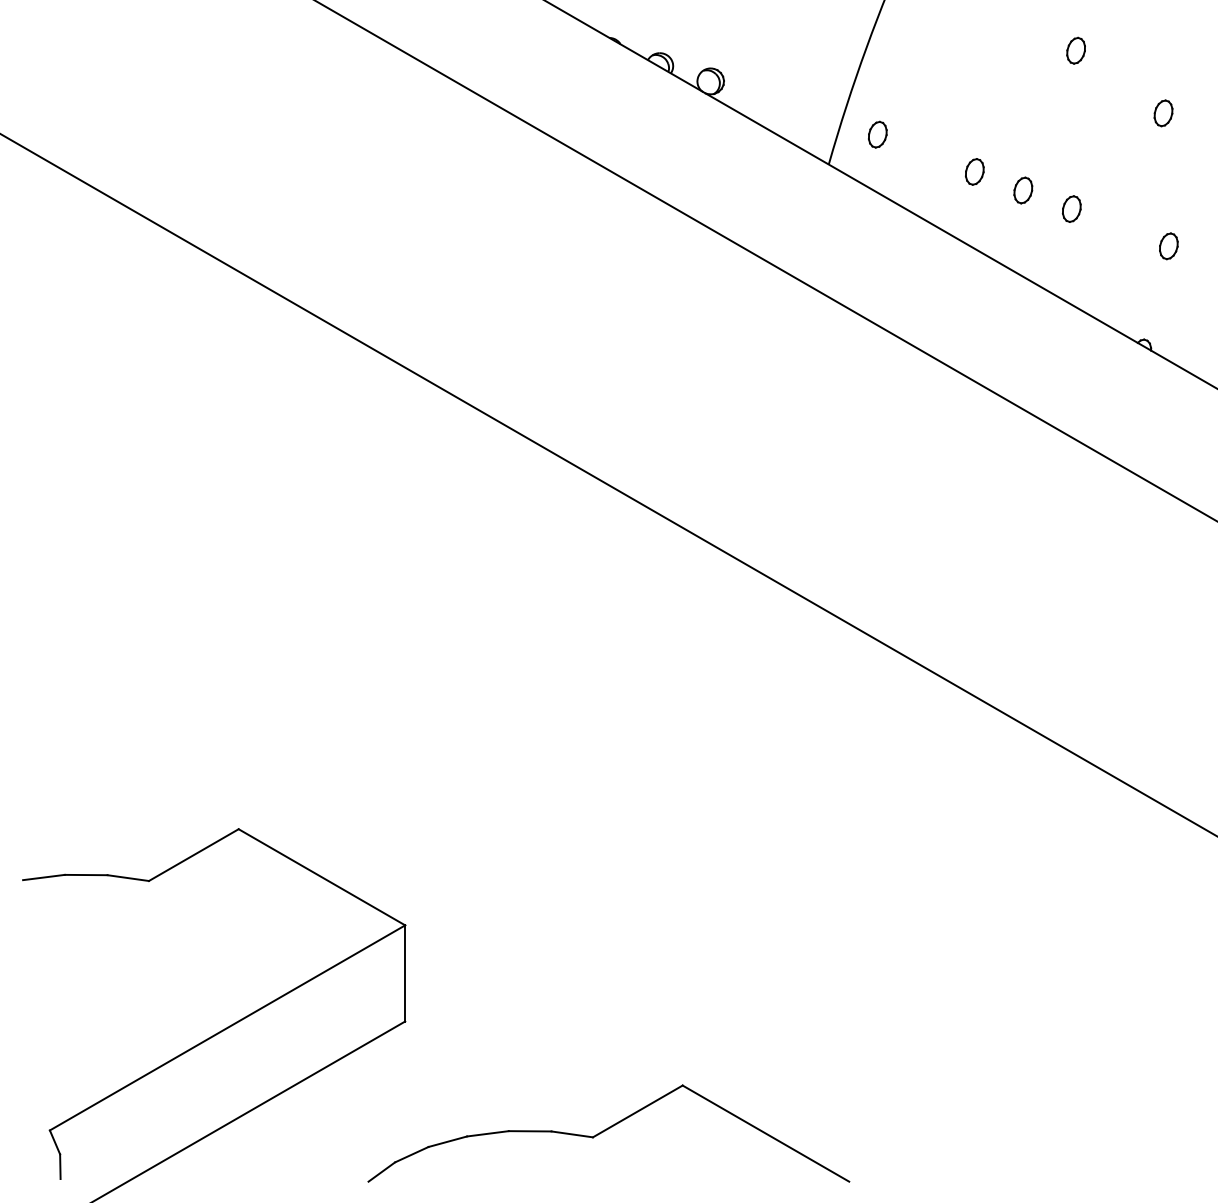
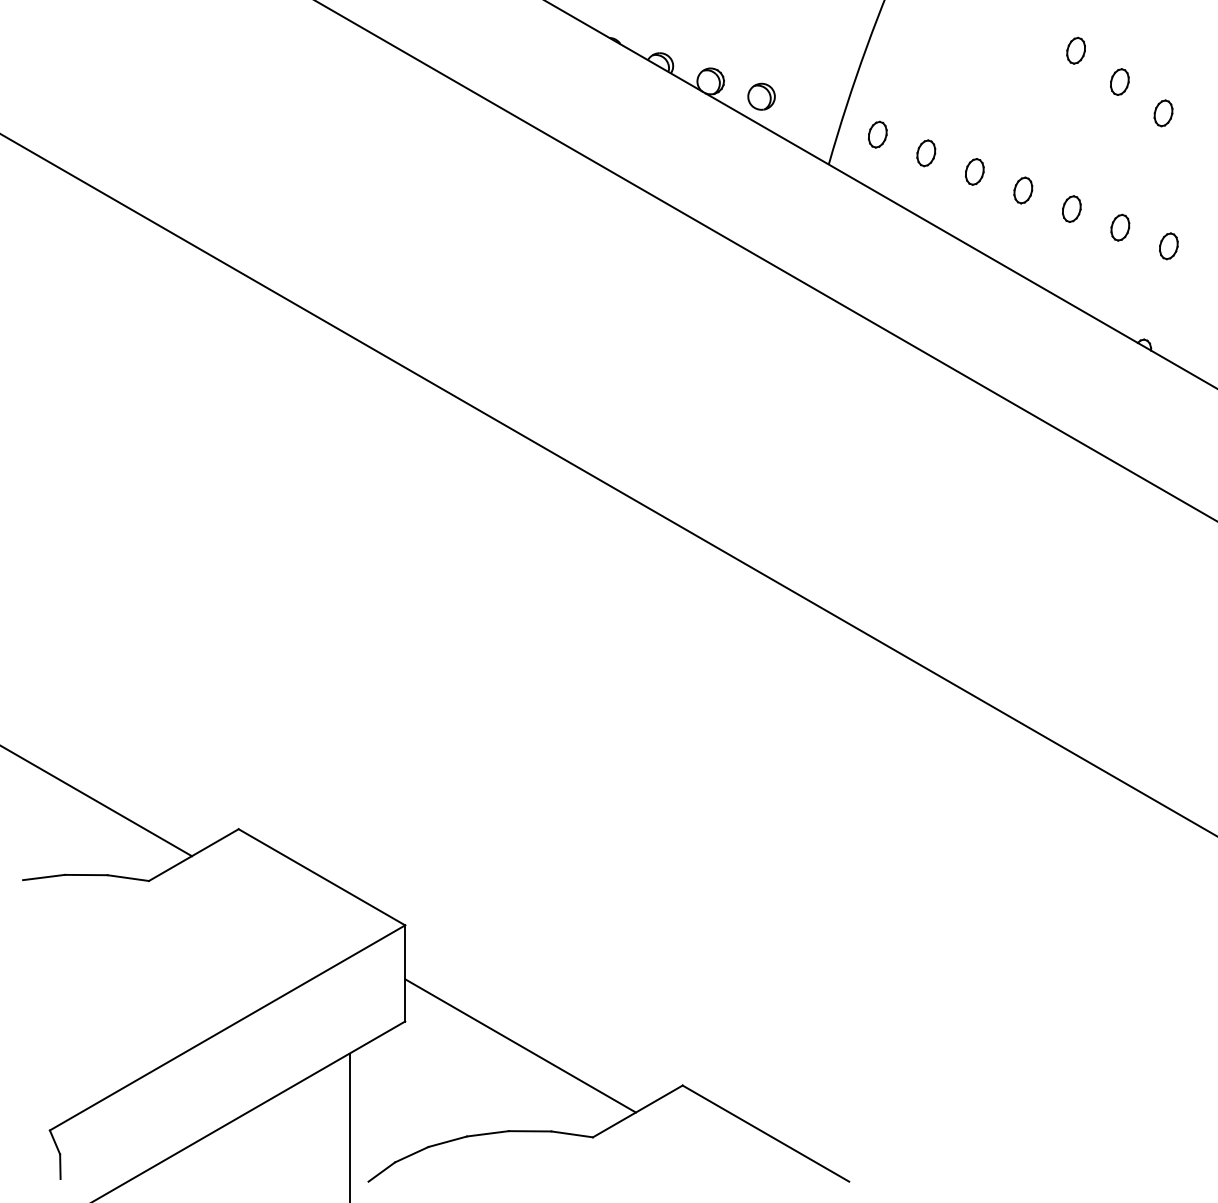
part: none -> present (1119, 81)
part: none -> present (761, 96)
part: none -> present (926, 153)
part: none -> present (1120, 227)
line: none -> present (96, 801)
line: none -> present (520, 1045)
line: none -> present (349, 1126)
